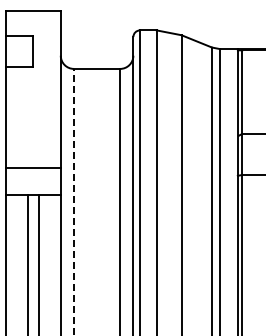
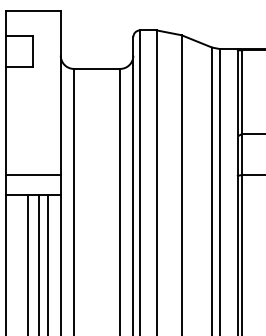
line position: (33, 167) -> (33, 174) (33, 174)
line: dashed -> solid (73, 201)
line: none -> present (48, 263)
